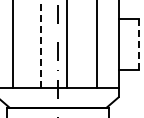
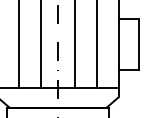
line: dashed -> solid (40, 44)
line: dashed -> solid (139, 44)
line position: (13, 45) -> (19, 45) (19, 45)
line position: (67, 45) -> (75, 45) (75, 45)
